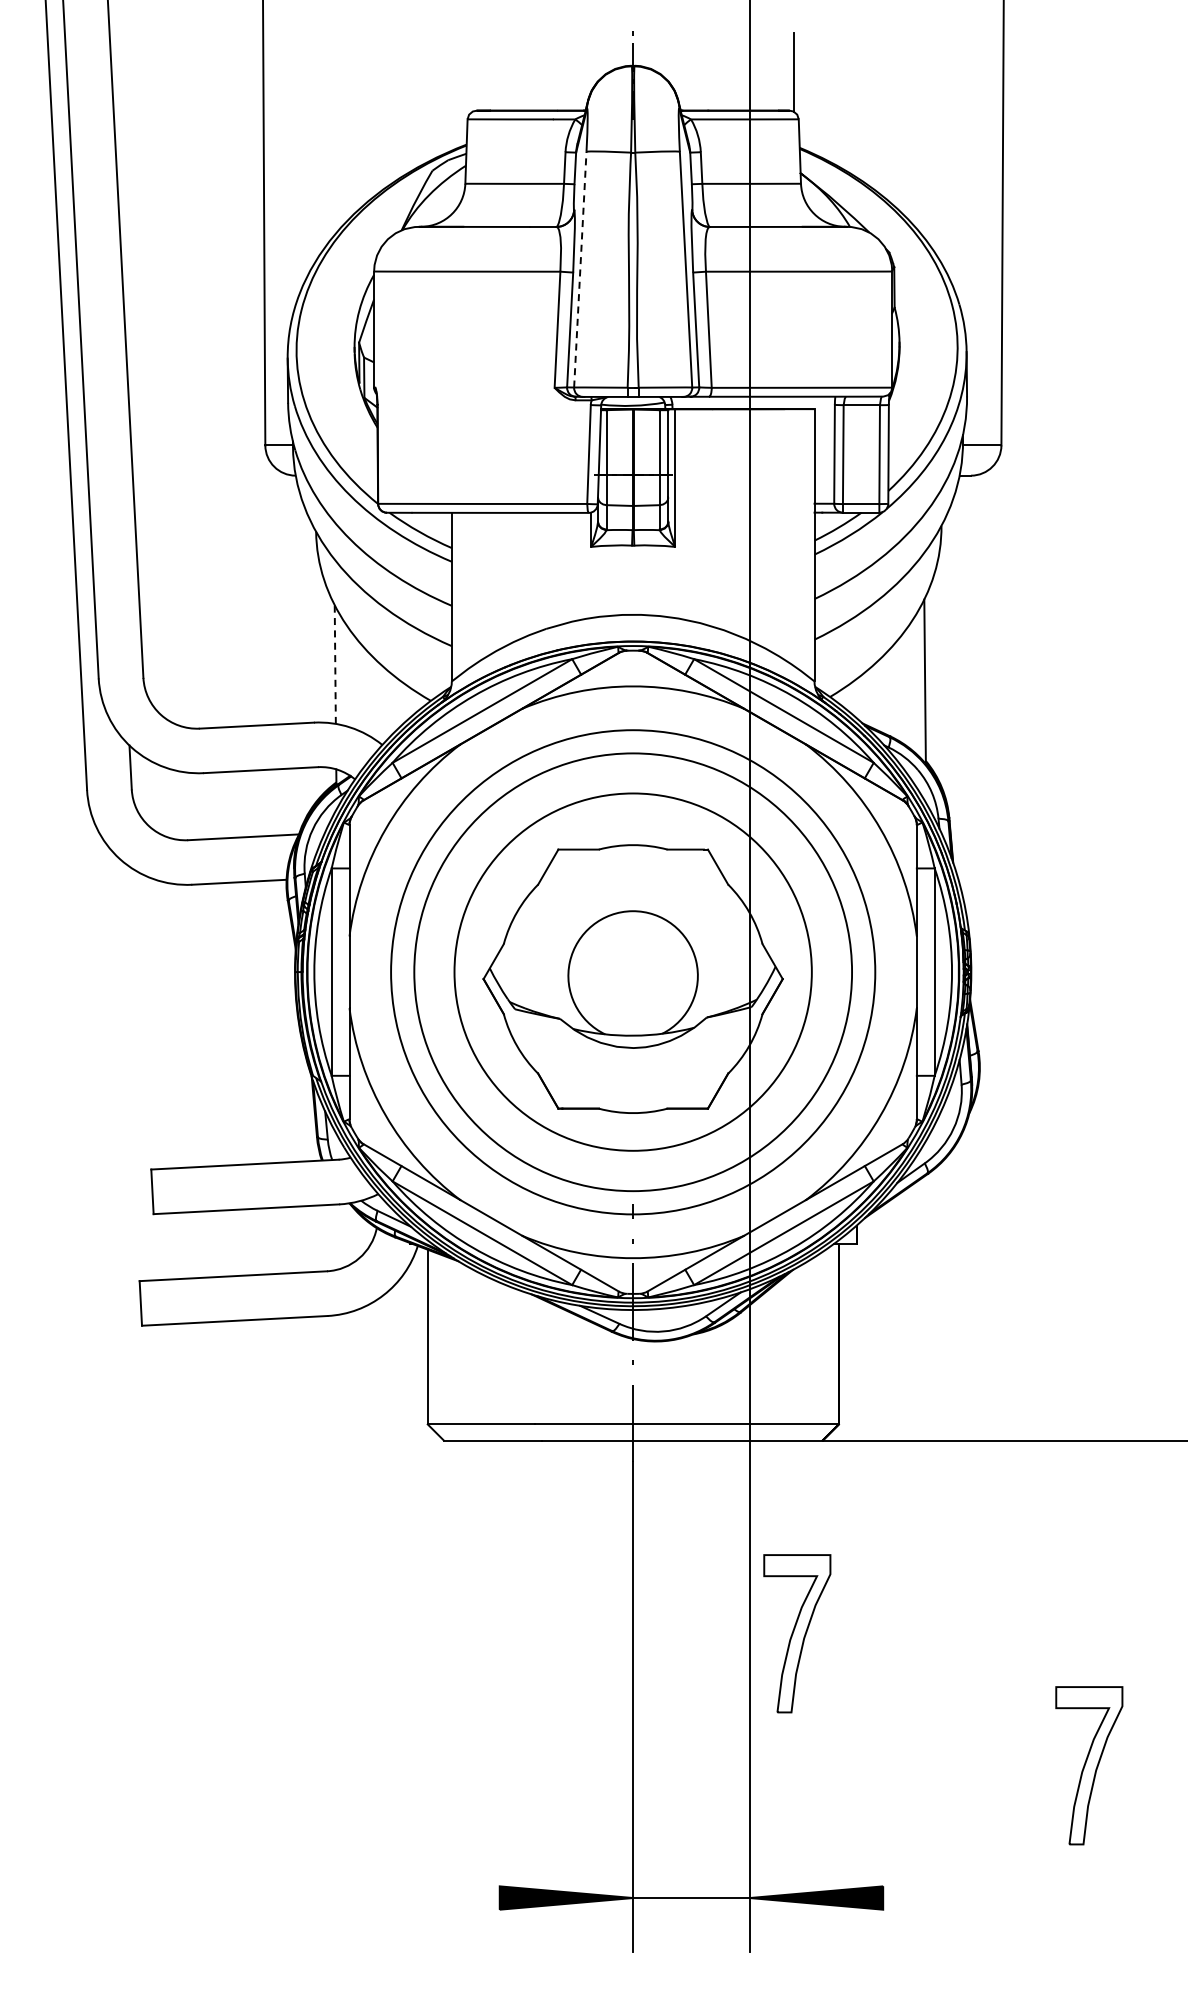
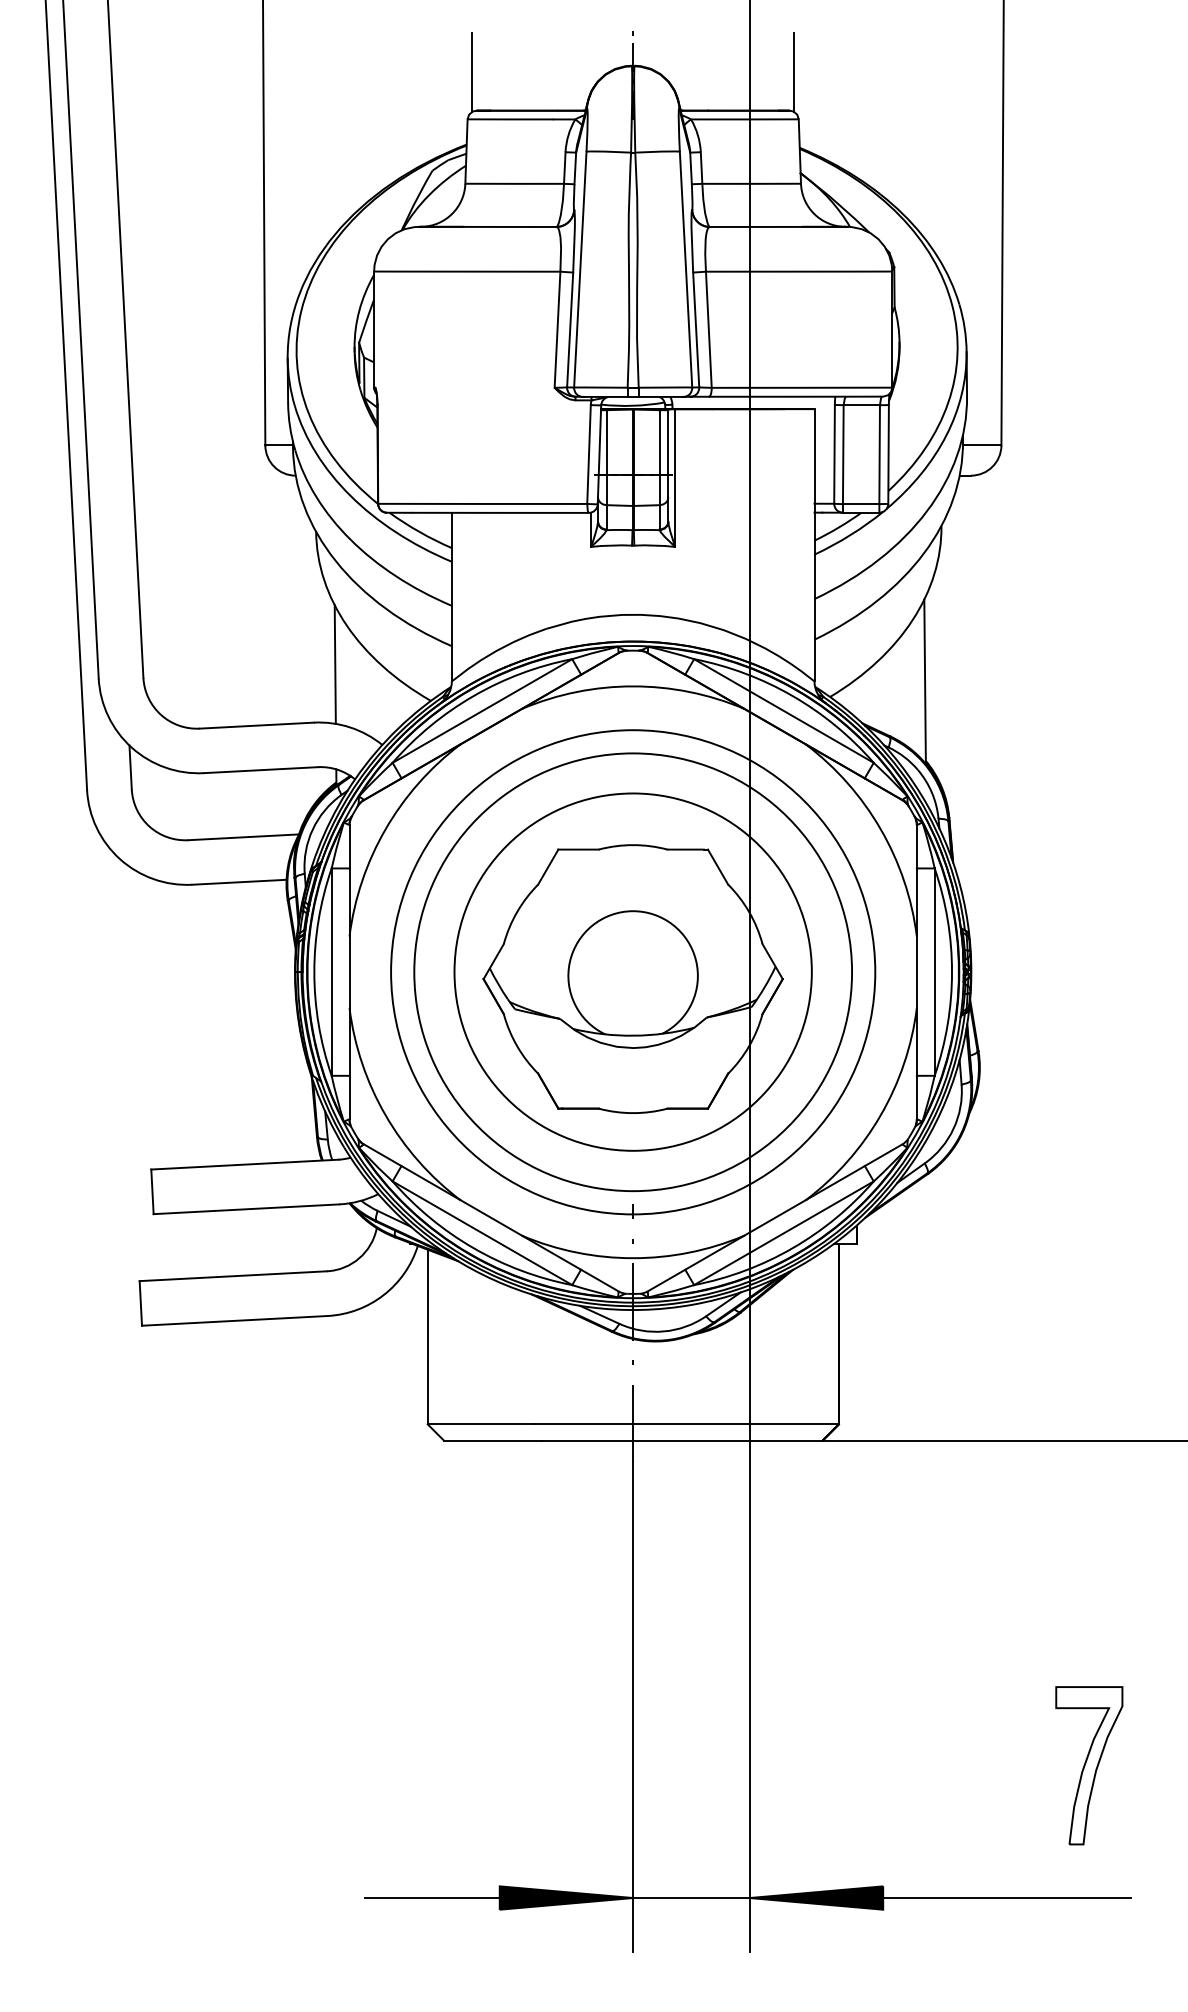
line: none -> present (472, 71)
line: dashed -> solid (580, 269)
line: dashed -> solid (335, 664)
part: present -> none (797, 1633)
line: none -> present (432, 1898)
line: none -> present (1006, 1898)
